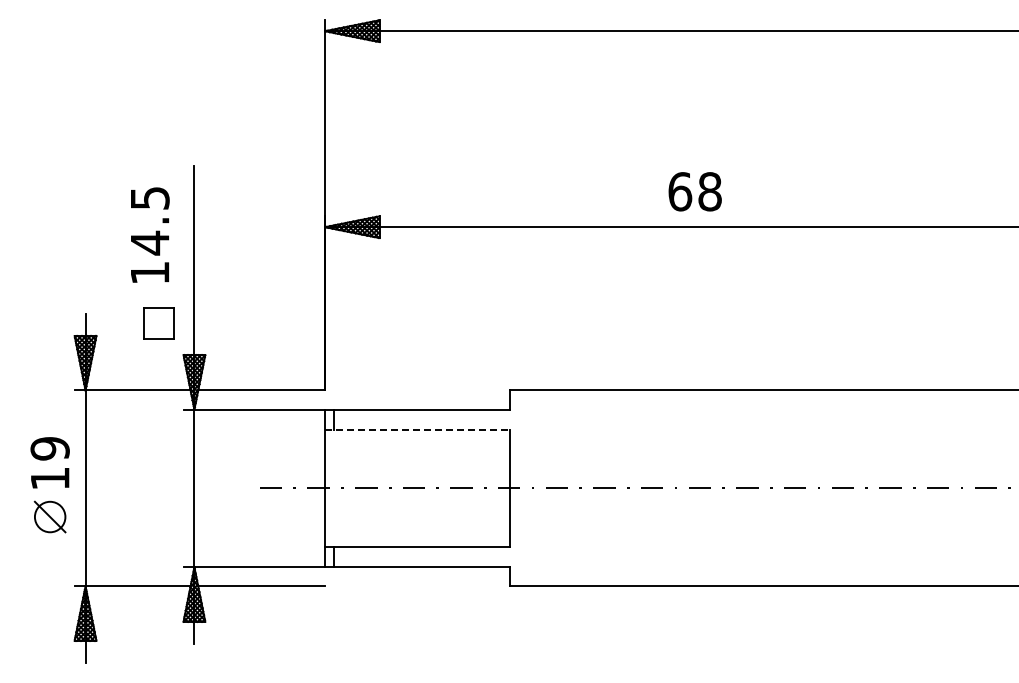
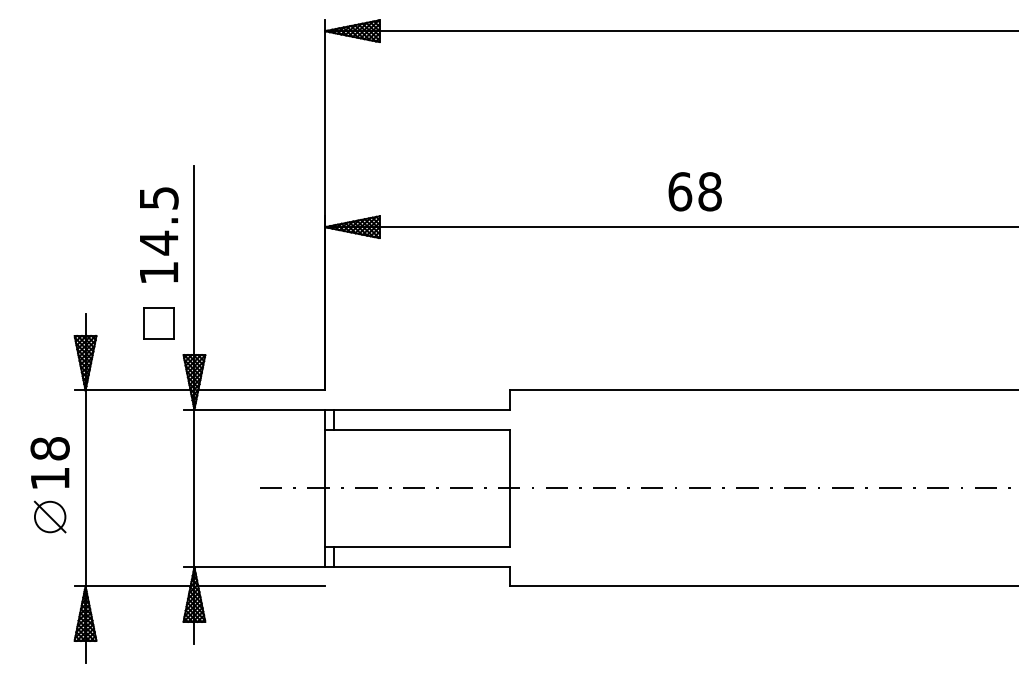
text position: (150, 234) -> (159, 234) (159, 234)
line: dashed -> solid (417, 430)
text: 19 -> 18 (49, 448)
